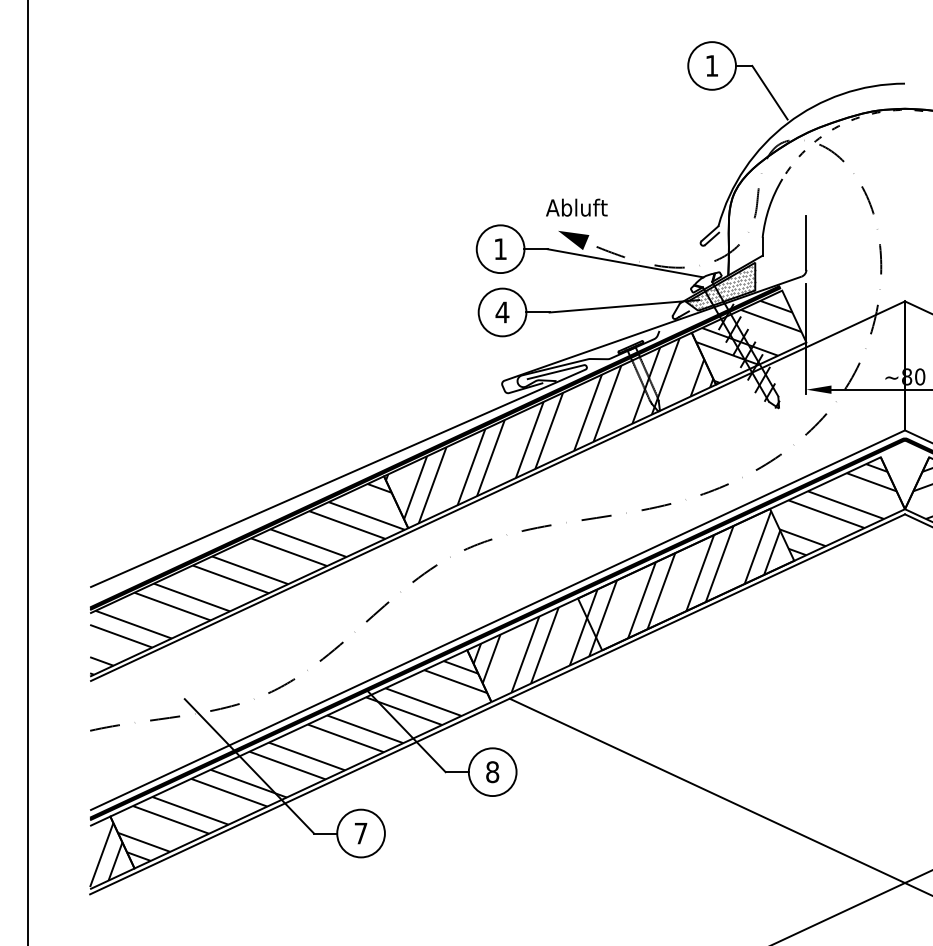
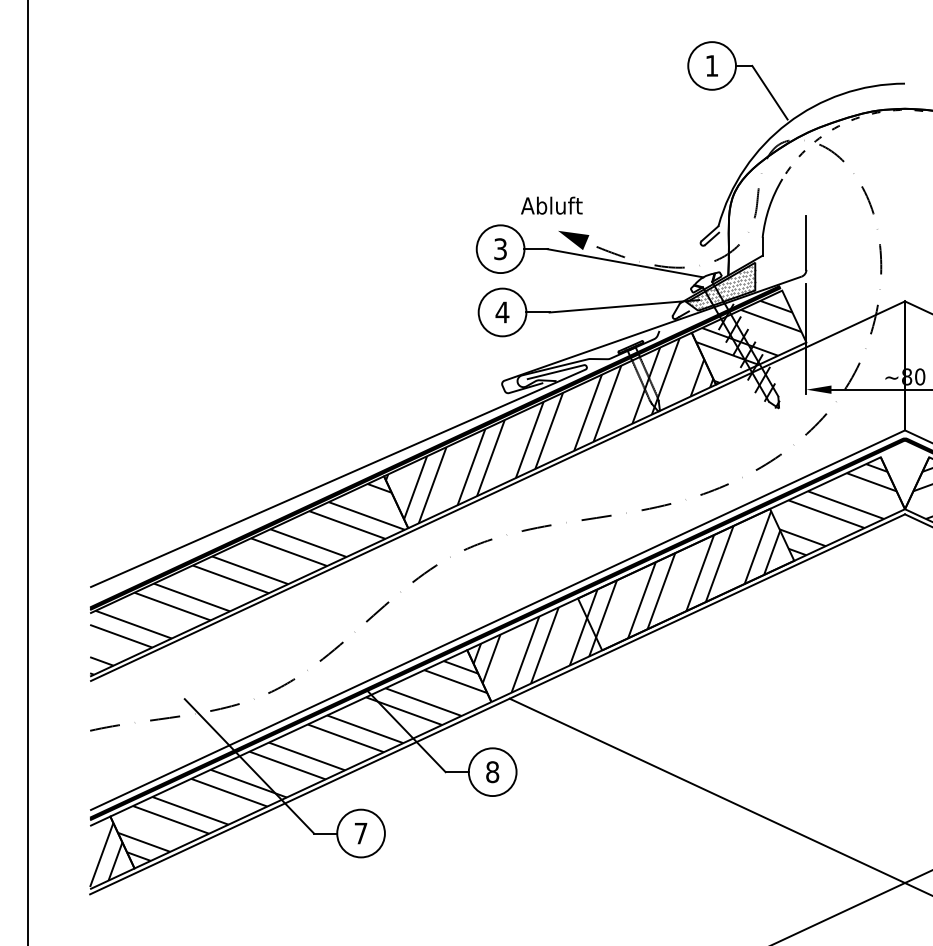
text position: (576, 207) -> (551, 205) (551, 205)
text: 1 -> 3 (500, 249)
